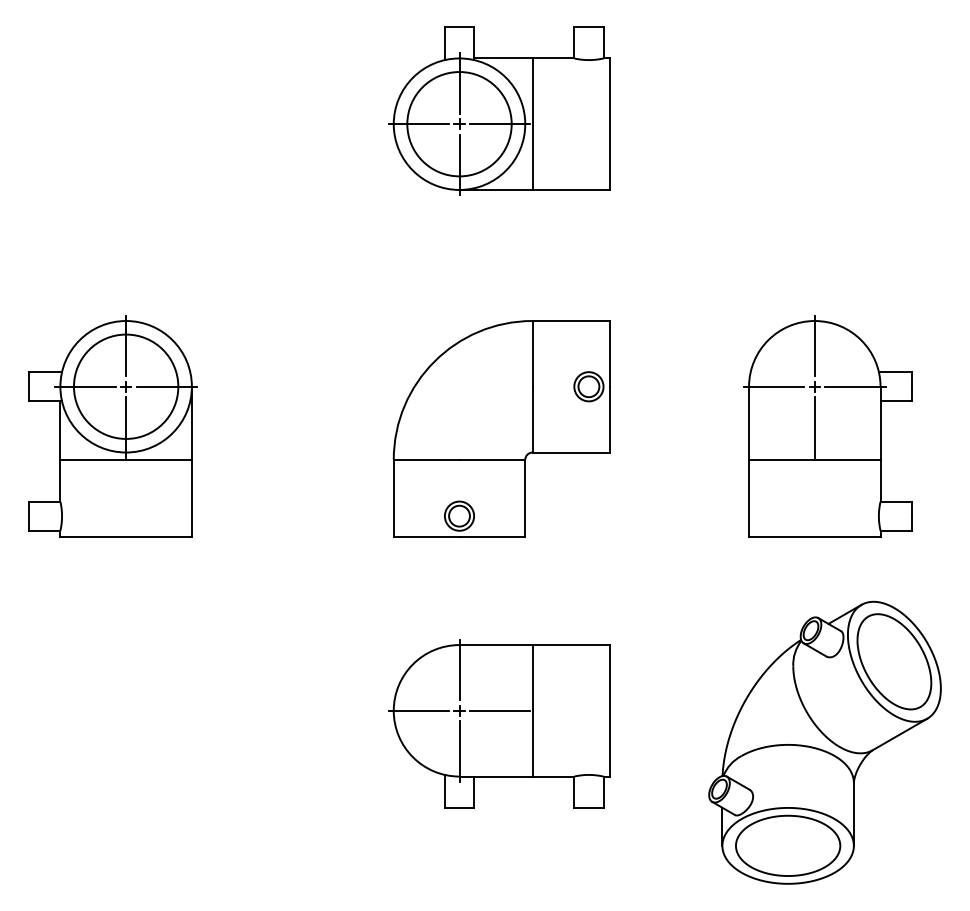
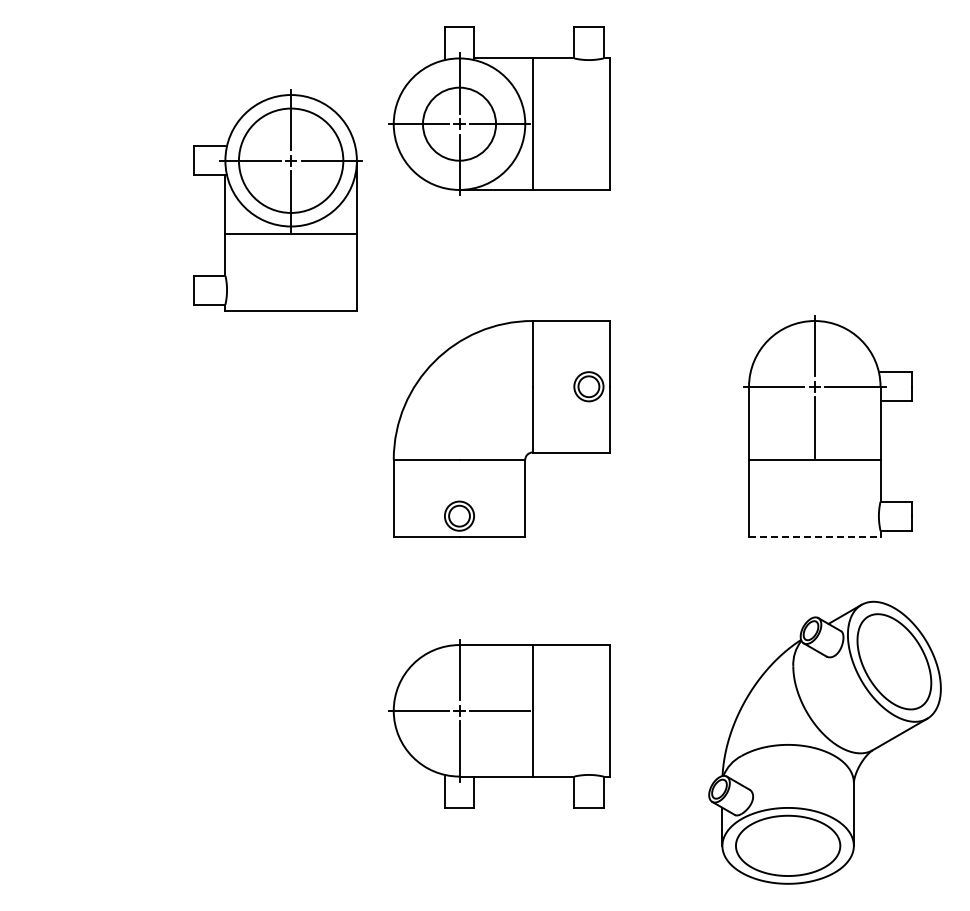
circle diameter: 104 px -> 73 px (459, 123)
part position: (112, 426) -> (277, 200) (277, 200)
line: solid -> dashed (814, 537)
